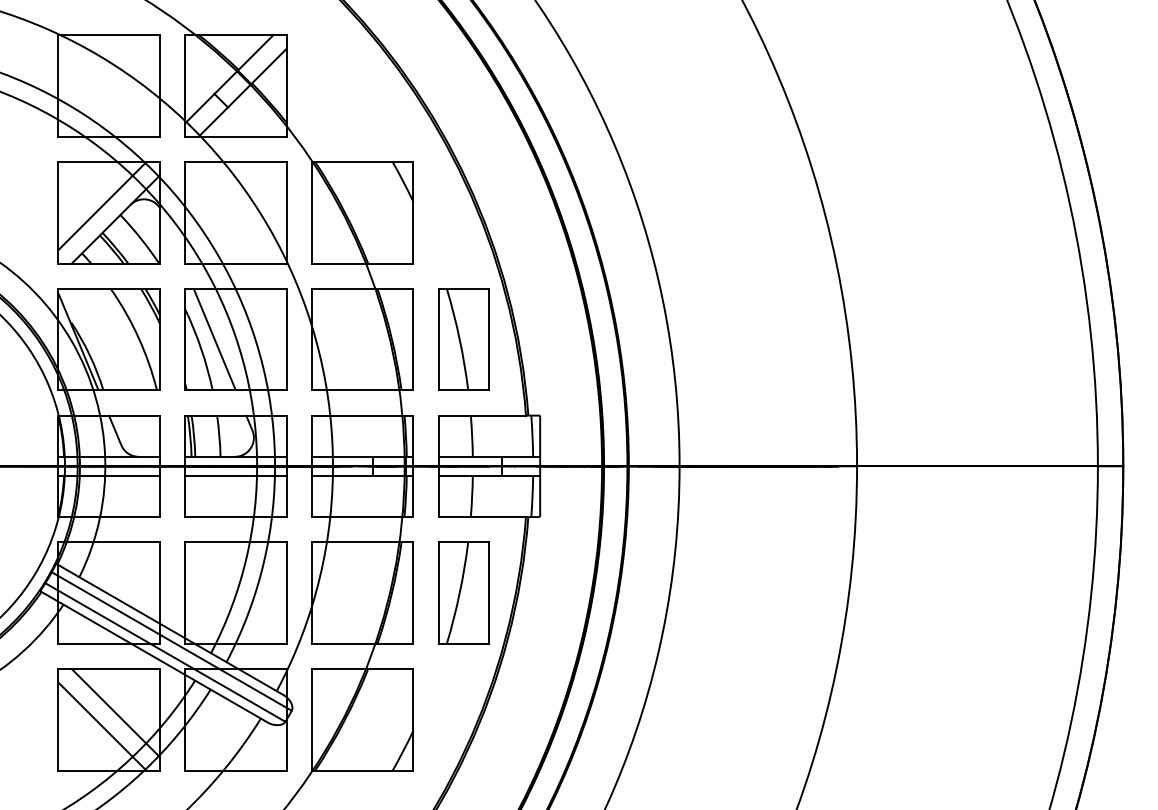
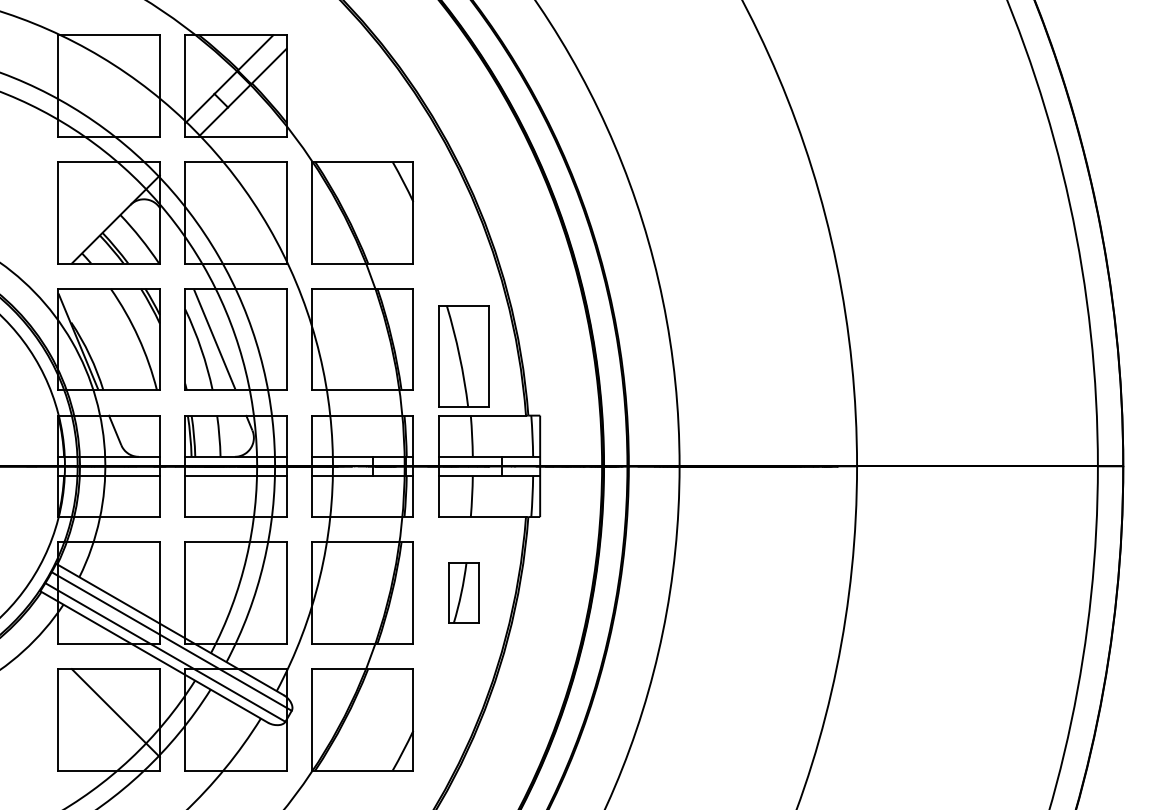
line: present -> none (102, 206)
part position: (463, 339) -> (463, 356) (463, 356)
part size: 52x104 px -> 32x62 px (463, 592)
line: present -> none (102, 726)
